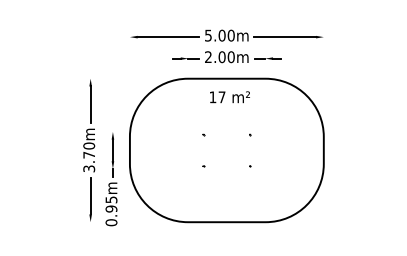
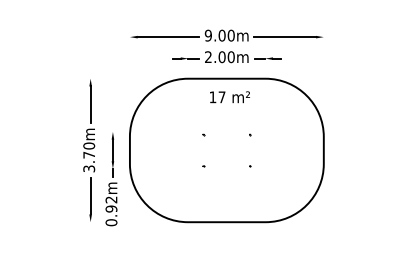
text: 5.00m -> 9.00m (207, 35)
text: 0.95m -> 0.92m (111, 199)
